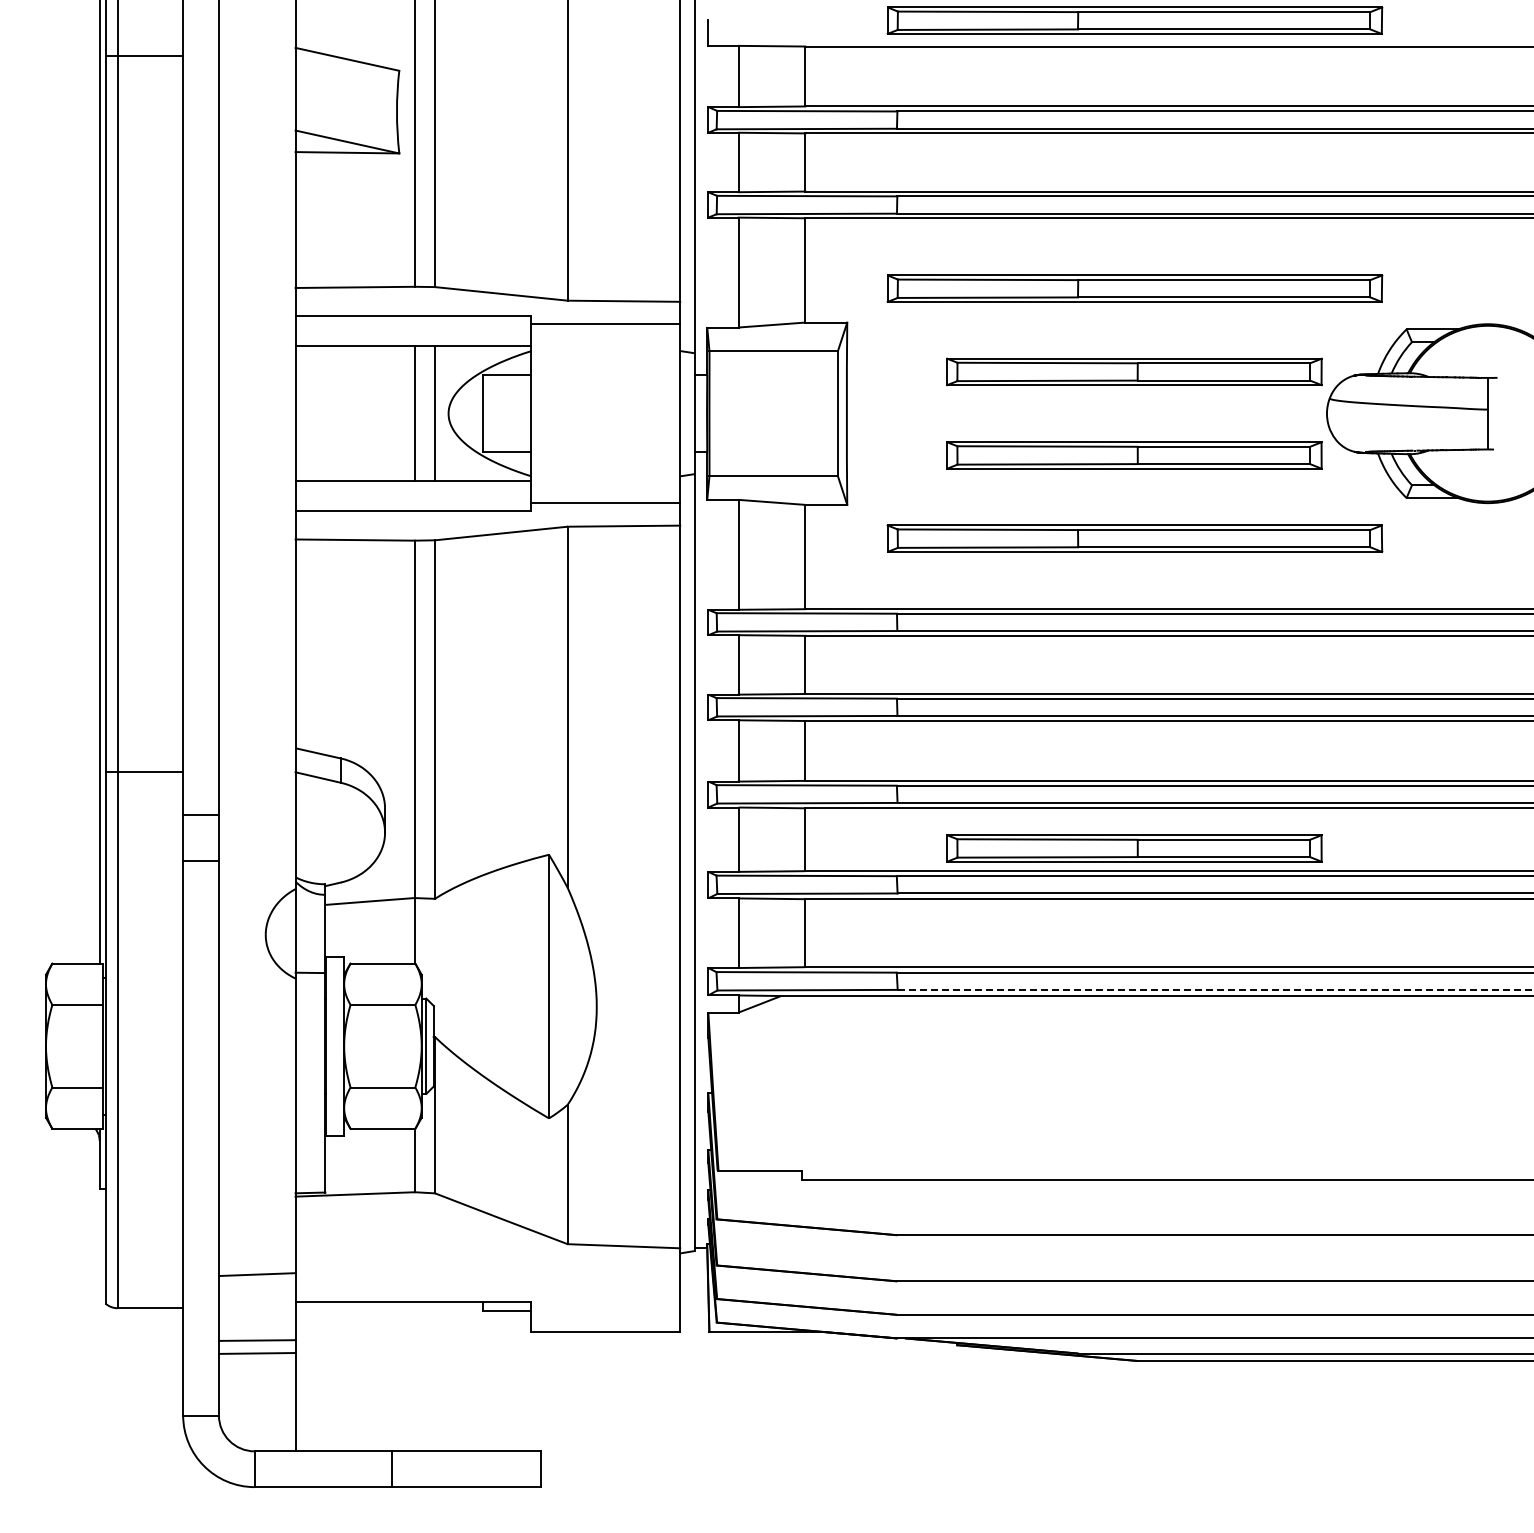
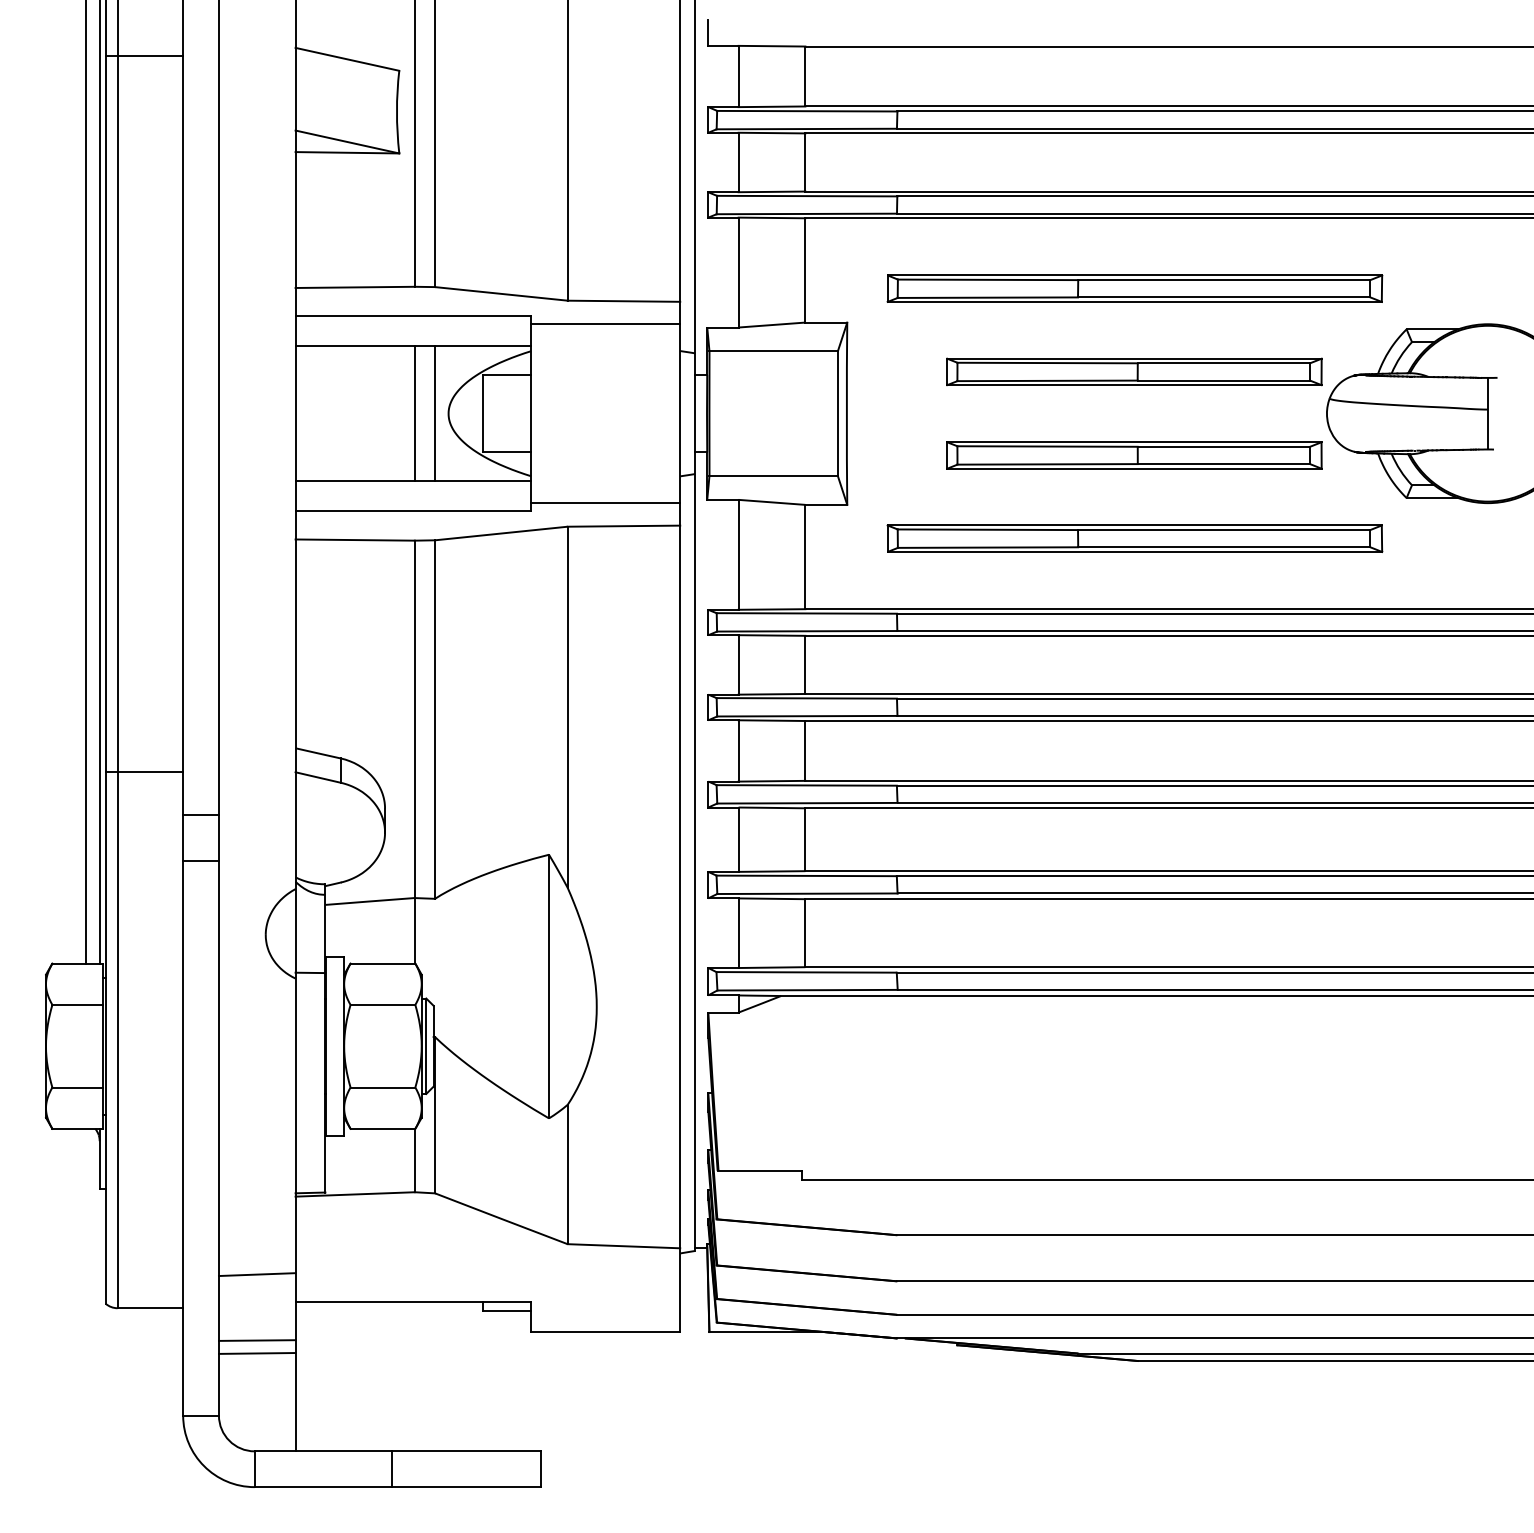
part: present -> none (1134, 20)
line: none -> present (86, 482)
part: present -> none (1134, 848)
line: dashed -> solid (1215, 989)
